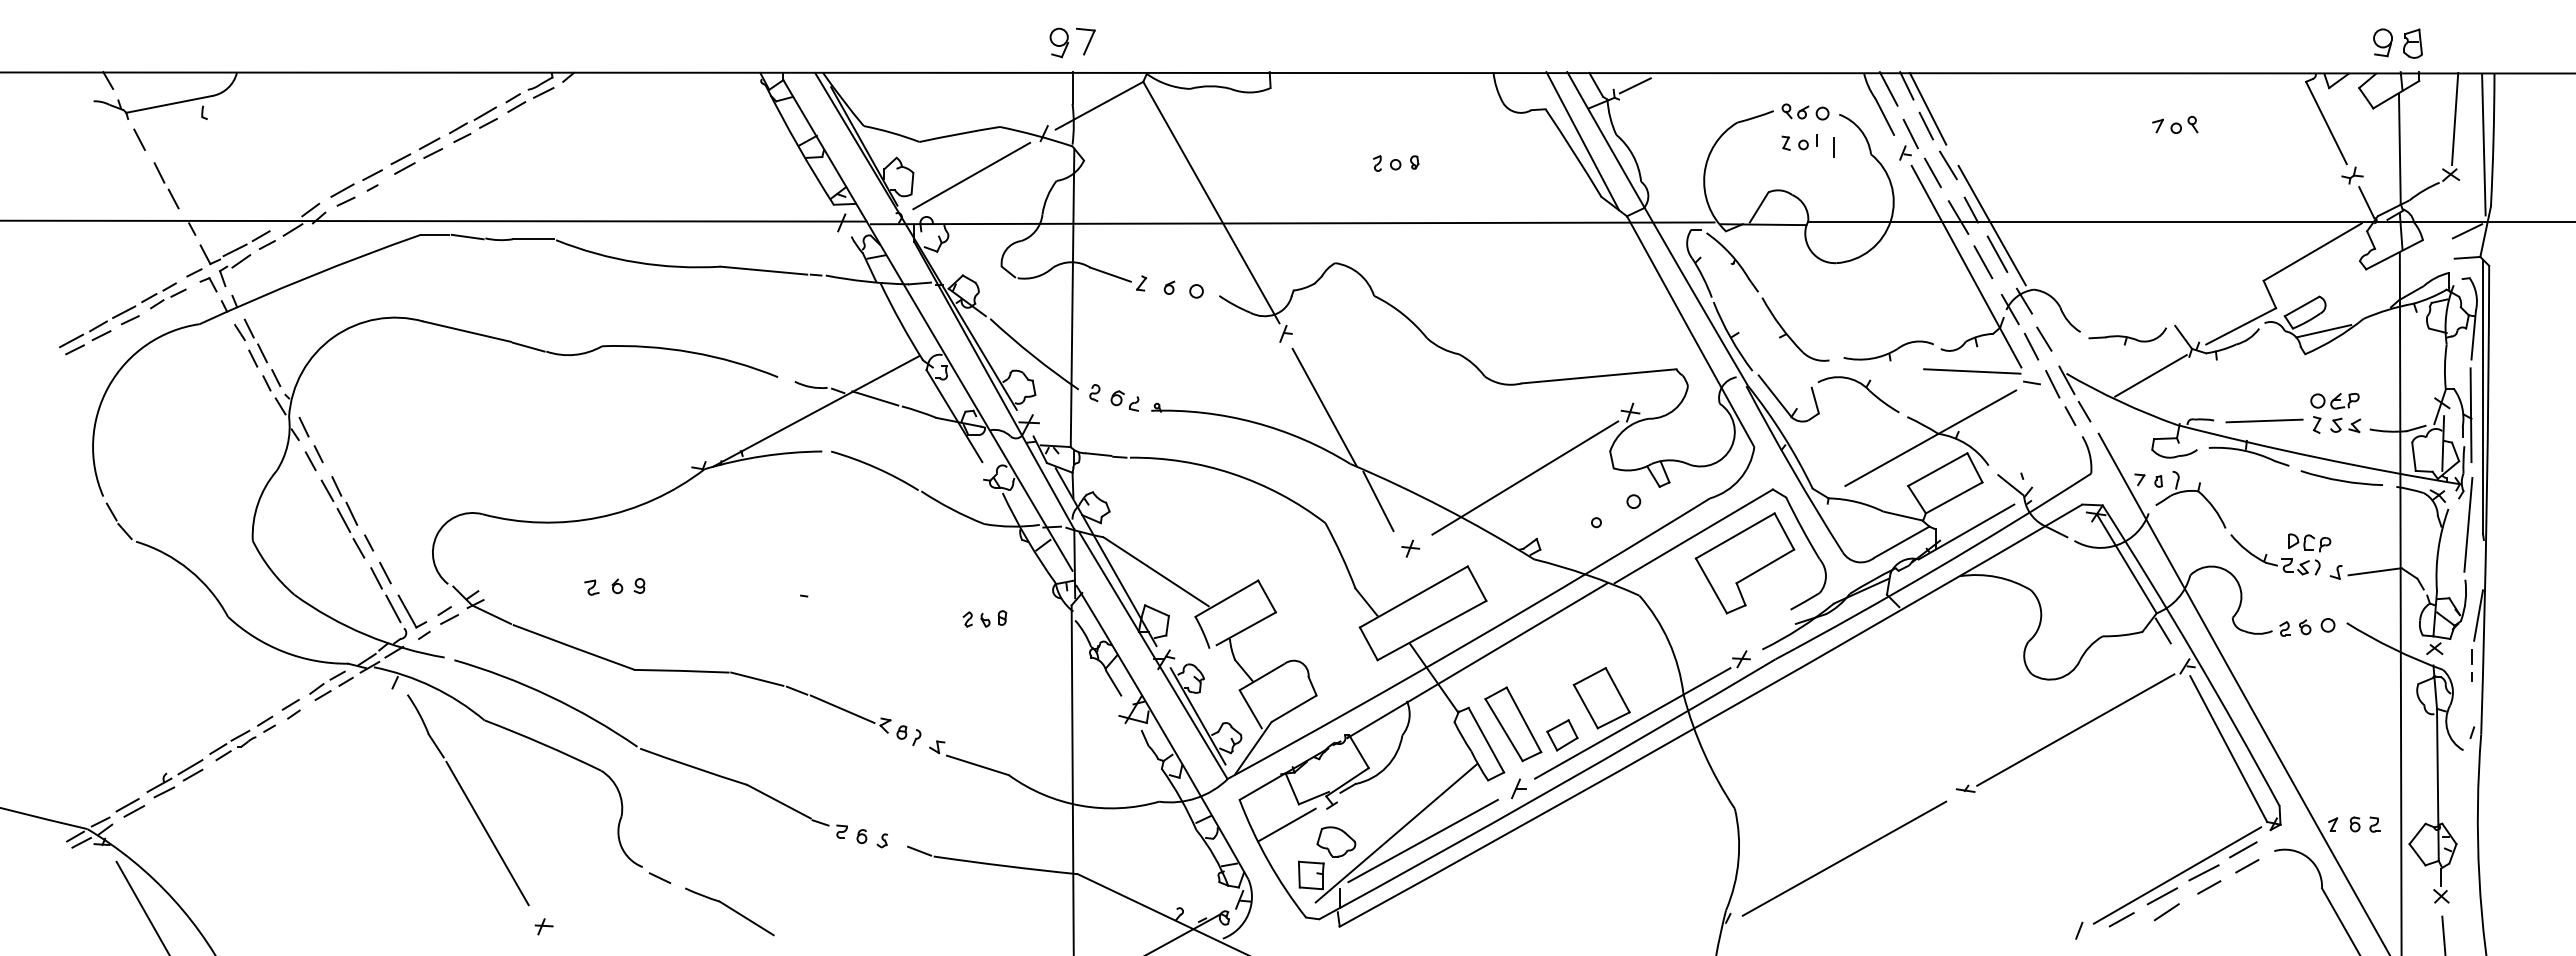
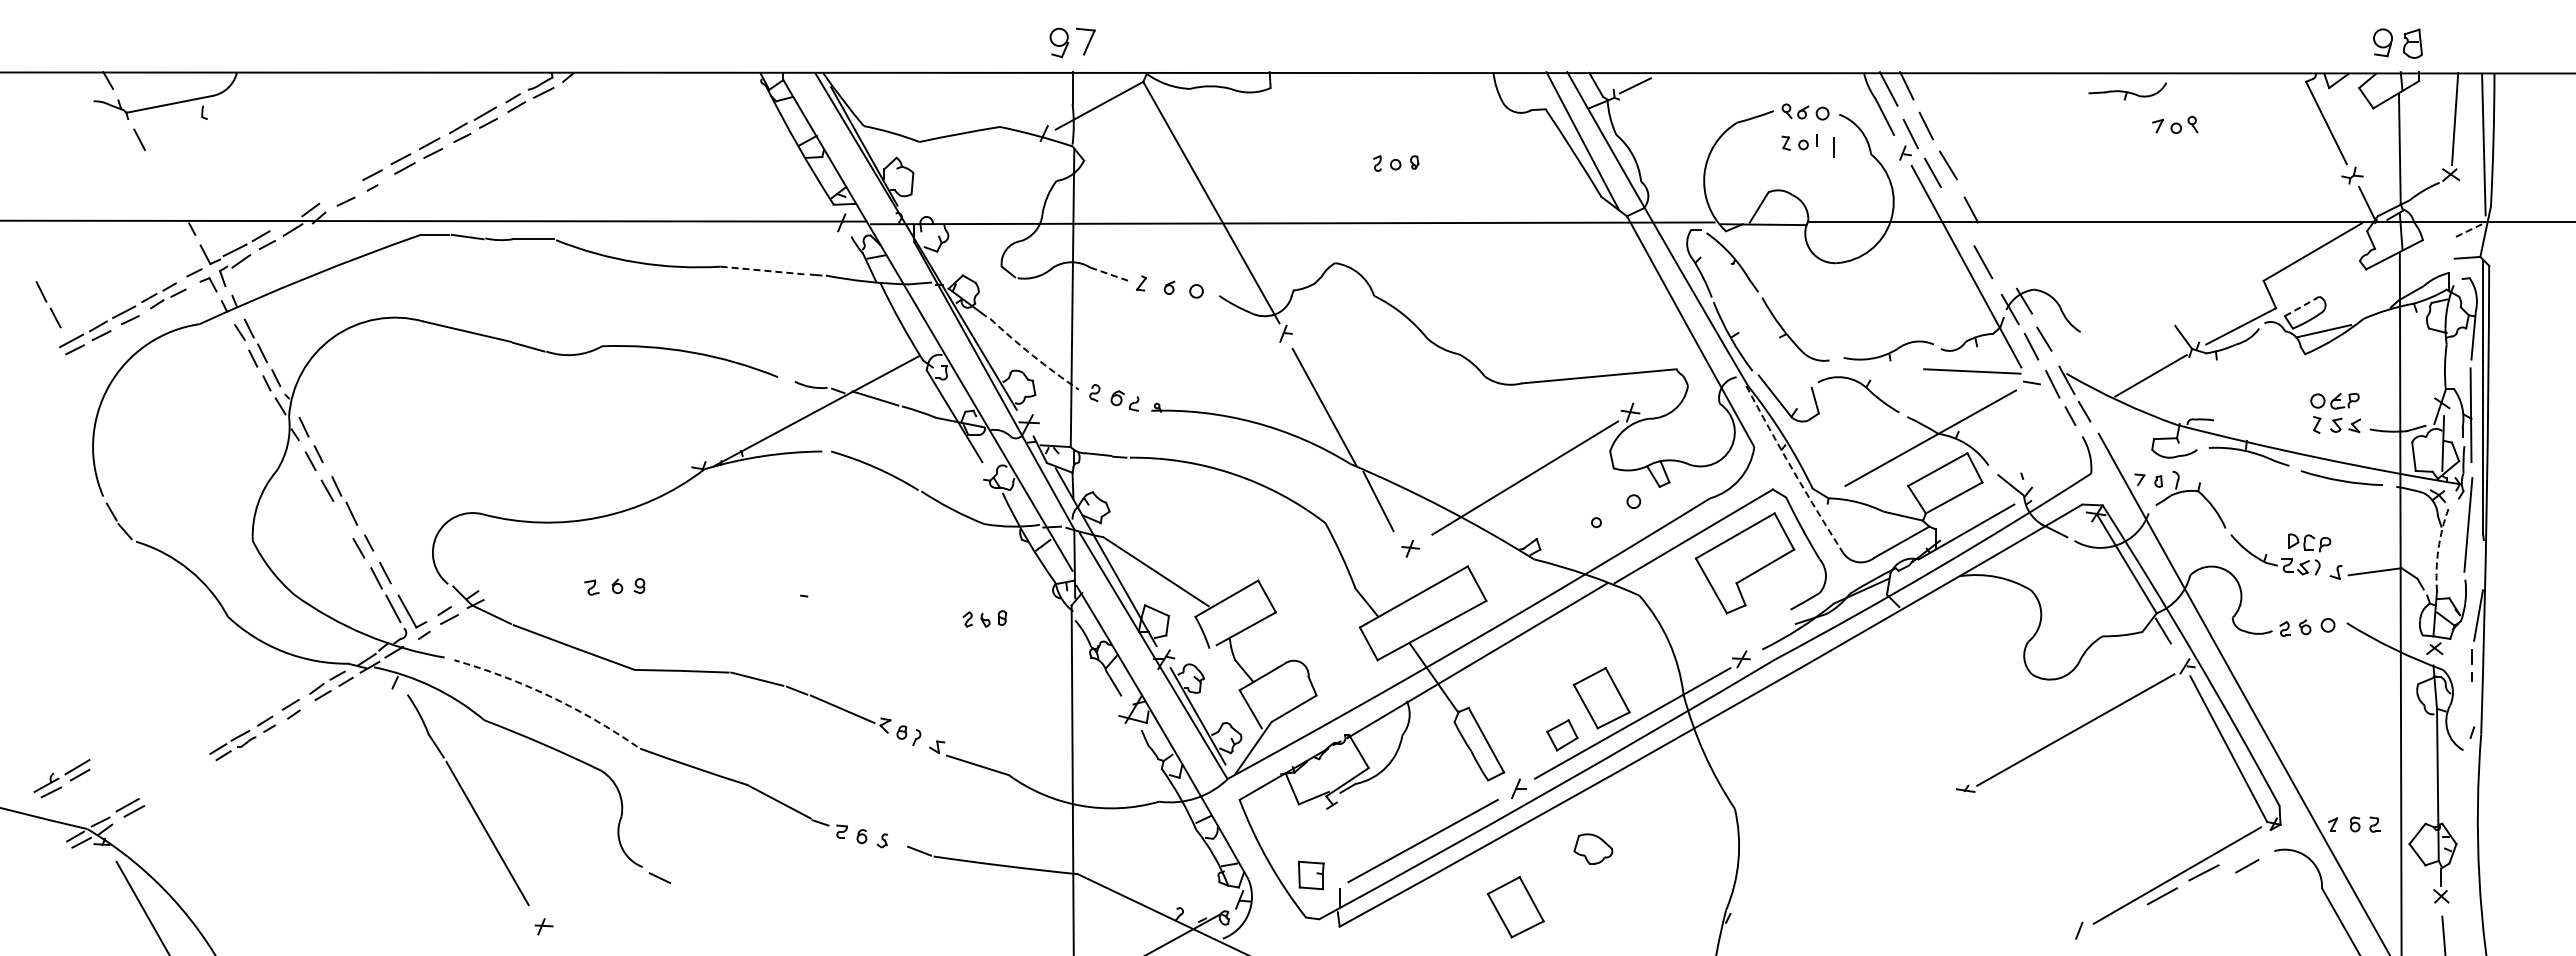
line: present -> none (1927, 108)
line: present -> none (971, 175)
line position: (165, 183) -> (47, 302) (47, 302)
line: present -> none (342, 190)
line: present -> none (1958, 217)
line: present -> none (1991, 225)
line: solid -> dashed (2467, 231)
line: present -> none (1997, 253)
line: solid -> dashed (763, 270)
line: solid -> dashed (1110, 274)
line: solid -> dashed (2302, 306)
part position: (2127, 336) -> (2127, 91) (2127, 91)
arc: solid -> dashed (1033, 355)
line: present -> none (2264, 420)
arc: solid -> dashed (1792, 470)
line: present -> none (343, 519)
arc: solid -> dashed (2438, 549)
arc: solid -> dashed (549, 696)
part: present -> none (1513, 724)
part position: (174, 778) -> (61, 778) (61, 778)
line: present -> none (1286, 824)
line: present -> none (1395, 833)
part position: (1336, 841) -> (1593, 848) (1593, 848)
line: present -> none (2243, 849)
line: present -> none (1844, 858)
line: present -> none (2209, 887)
part: none -> present (1515, 907)
part: present -> none (729, 911)
line: present -> none (2166, 912)
line: present -> none (2121, 919)
